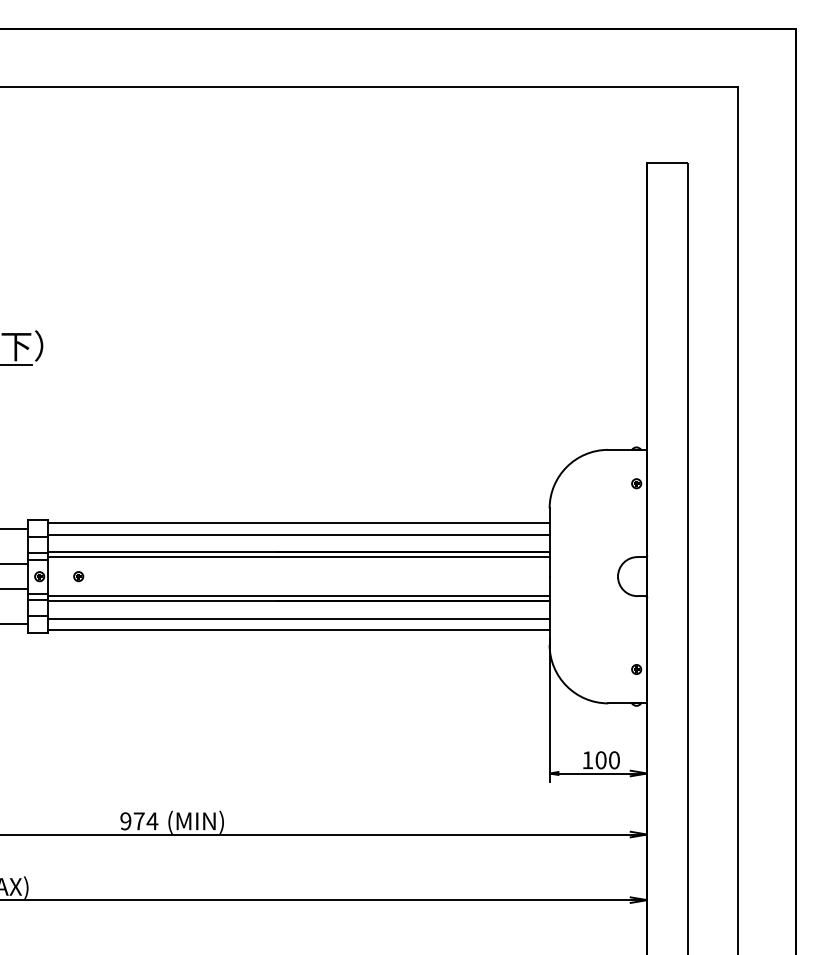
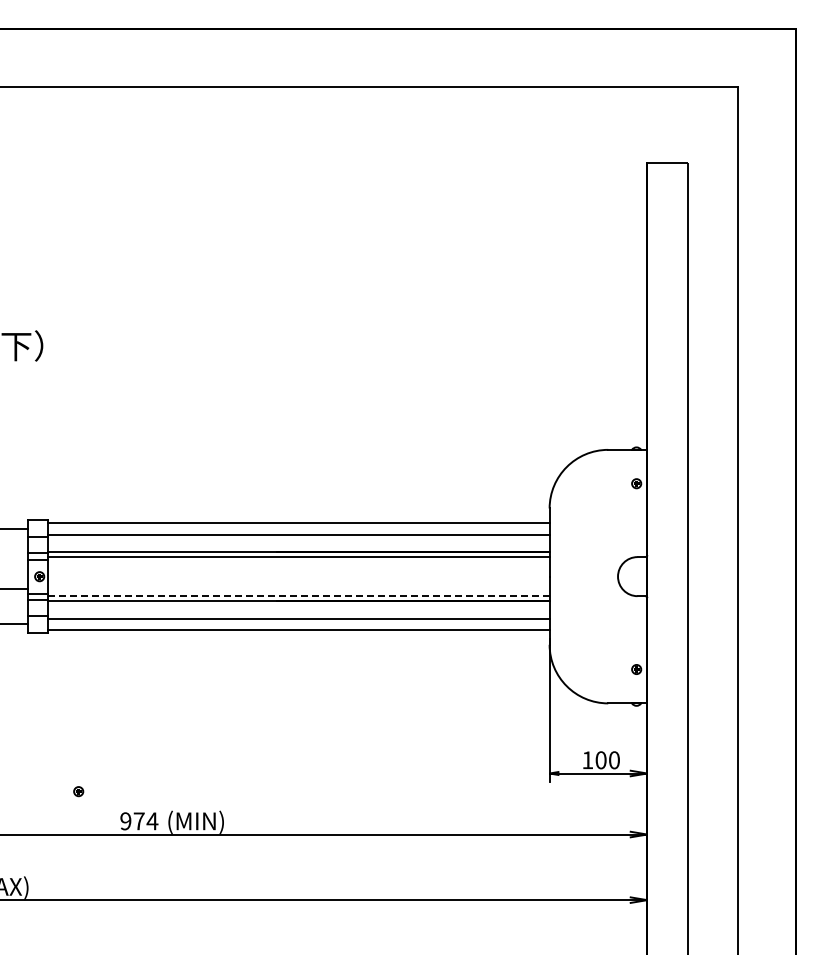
line: present -> none (16, 365)
line: present -> none (15, 564)
part position: (78, 576) -> (78, 791) (78, 791)
line: solid -> dashed (298, 596)
